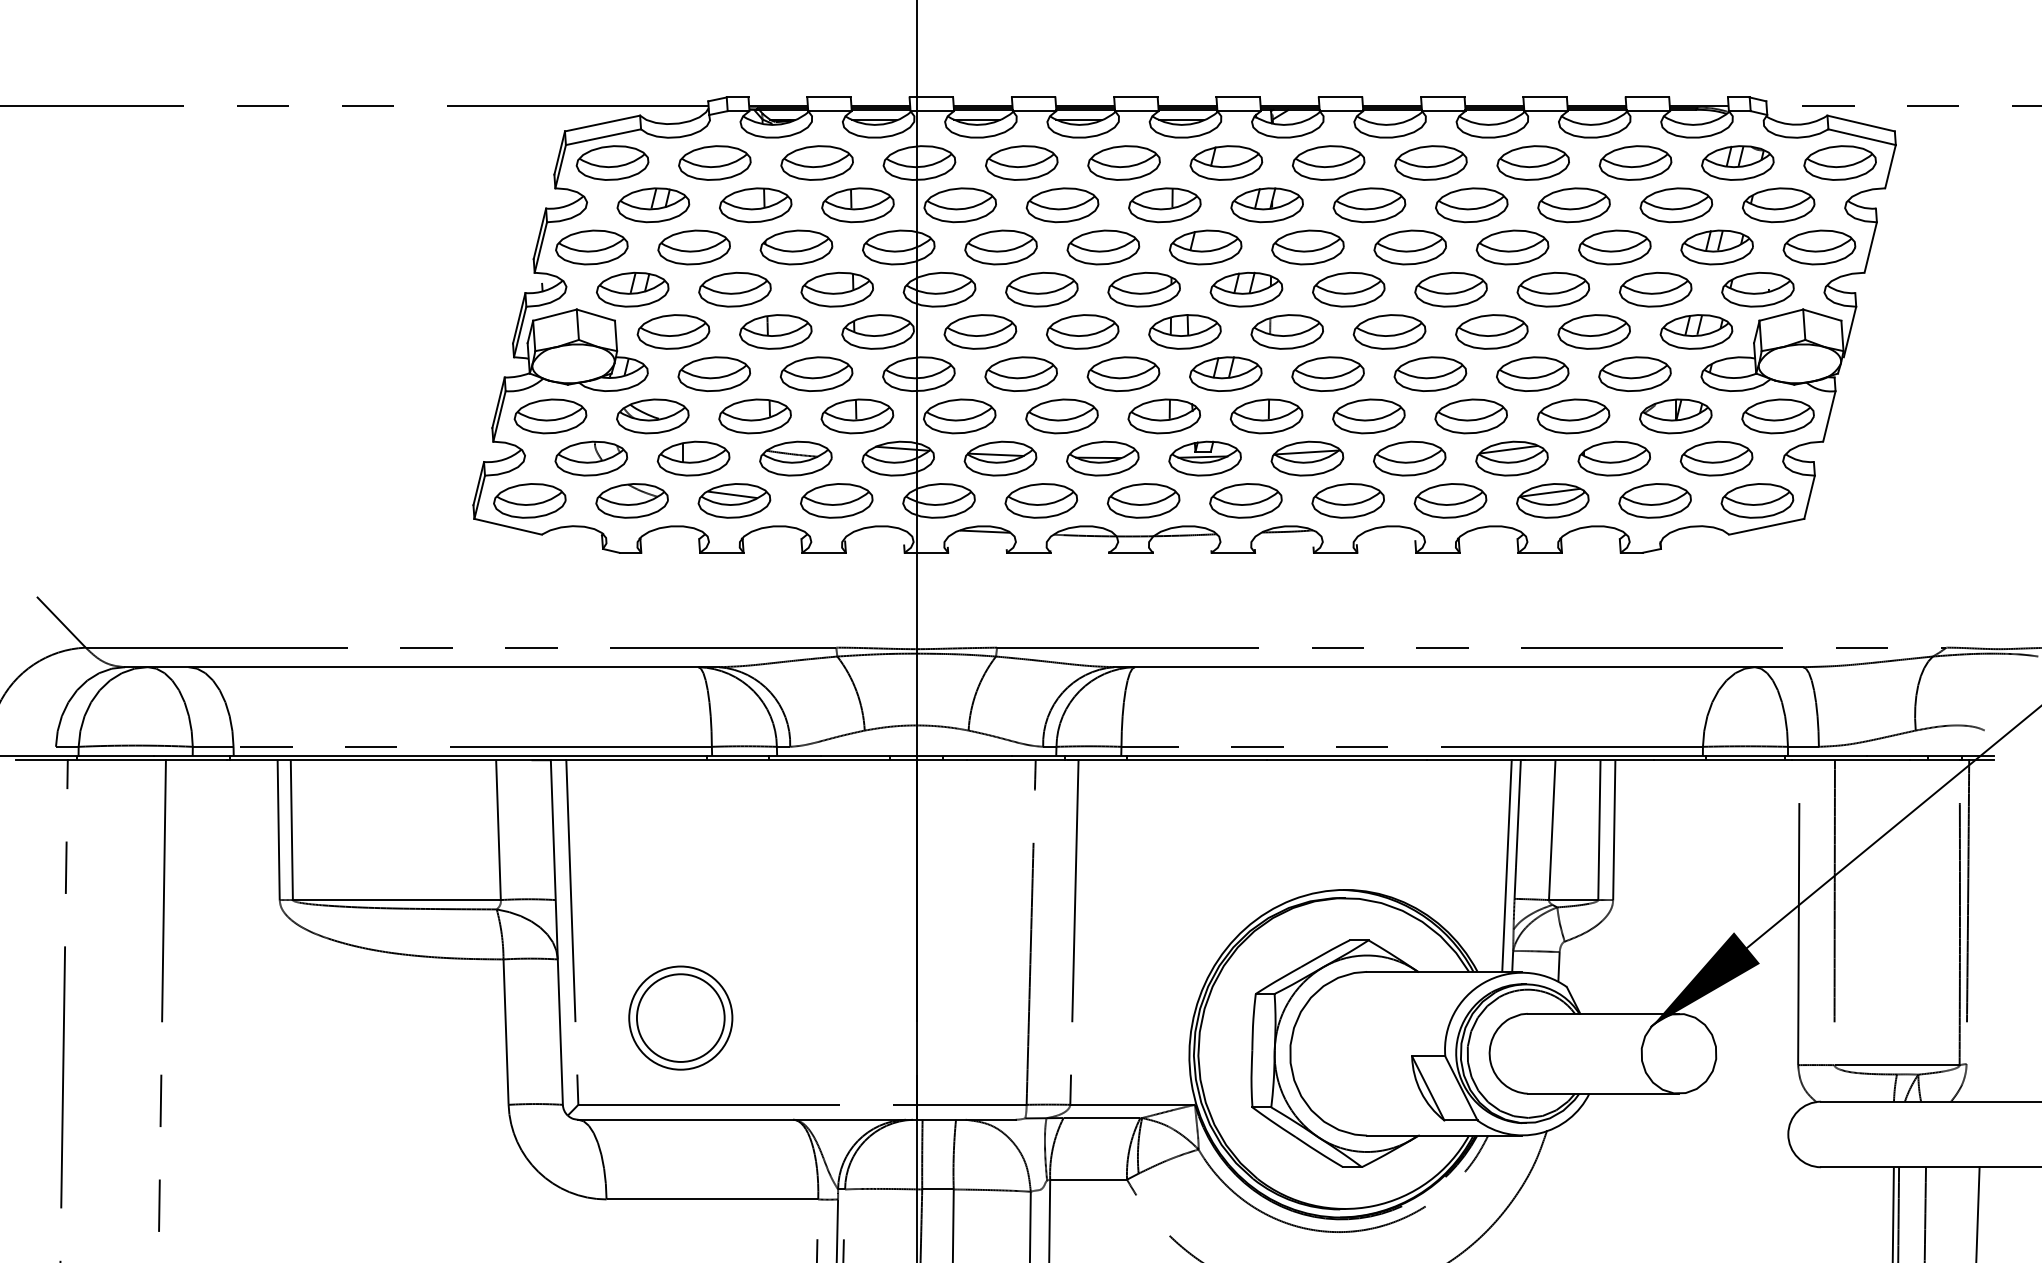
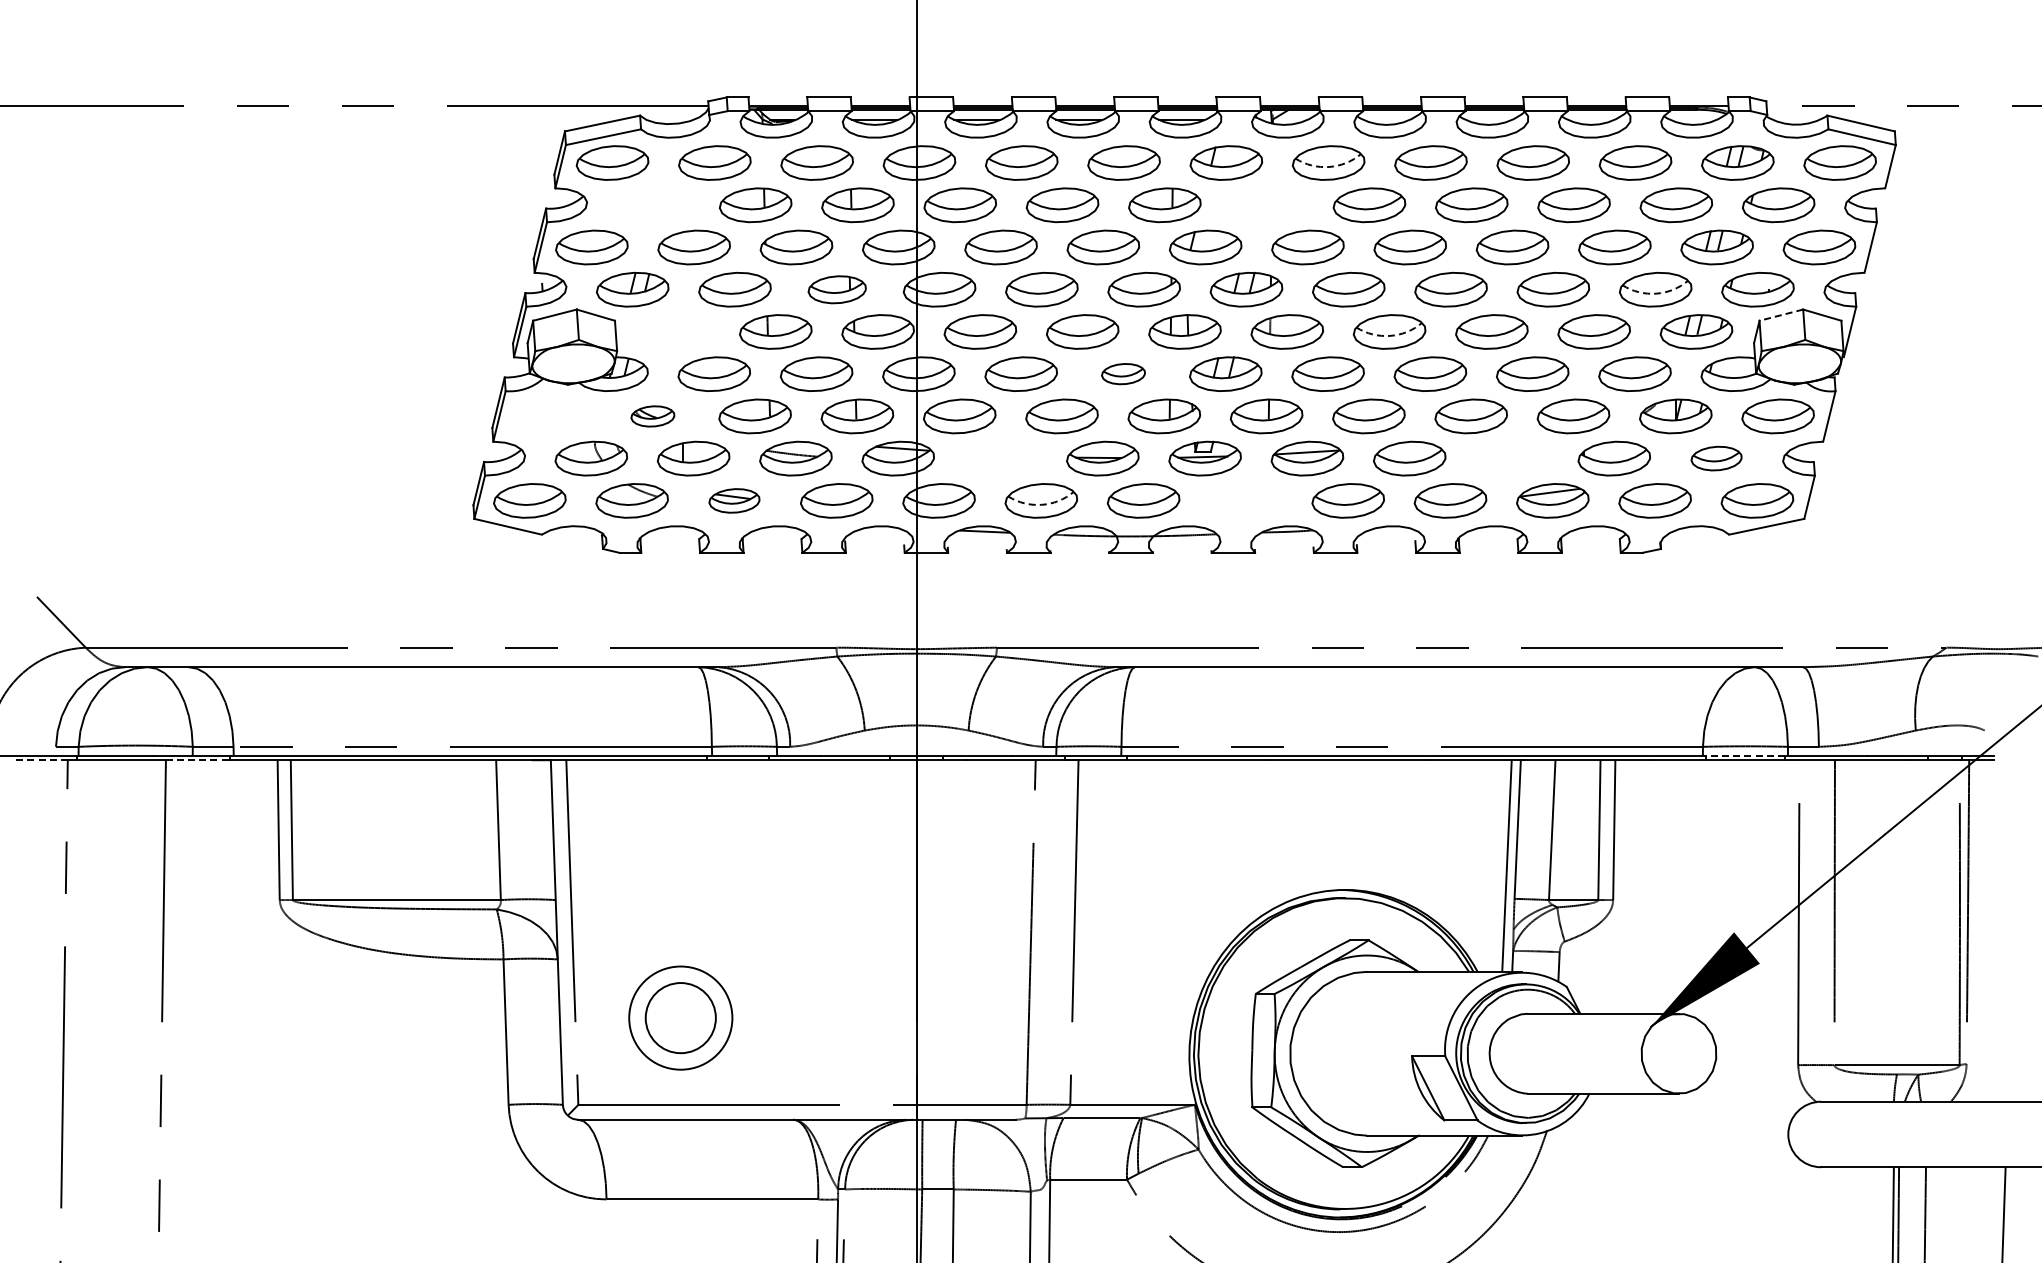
arc: solid -> dashed (1329, 167)
part: present -> none (653, 205)
part: present -> none (1266, 205)
part size: 74x36 px -> 60x30 px (836, 289)
arc: solid -> dashed (1656, 293)
line: solid -> dashed (1781, 315)
part: present -> none (673, 331)
arc: solid -> dashed (1389, 335)
part size: 75x36 px -> 45x23 px (1123, 374)
part: present -> none (550, 416)
part size: 74x37 px -> 46x23 px (652, 416)
part: present -> none (1000, 458)
part: present -> none (1511, 458)
part size: 75x37 px -> 53x27 px (1716, 458)
part size: 75x36 px -> 53x26 px (734, 500)
part: present -> none (1245, 500)
arc: solid -> dashed (1041, 504)
line: solid -> dashed (1744, 755)
line: solid -> dashed (42, 760)
line: solid -> dashed (196, 760)
circle diameter: 88 px -> 70 px (680, 1018)
line position: (1977, 1213) -> (2003, 1213) (2003, 1213)
